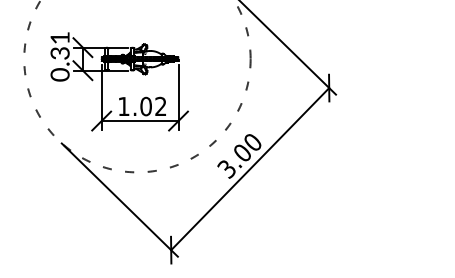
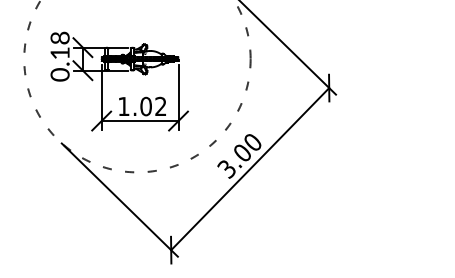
text: 0.31 -> 0.18 (59, 45)
